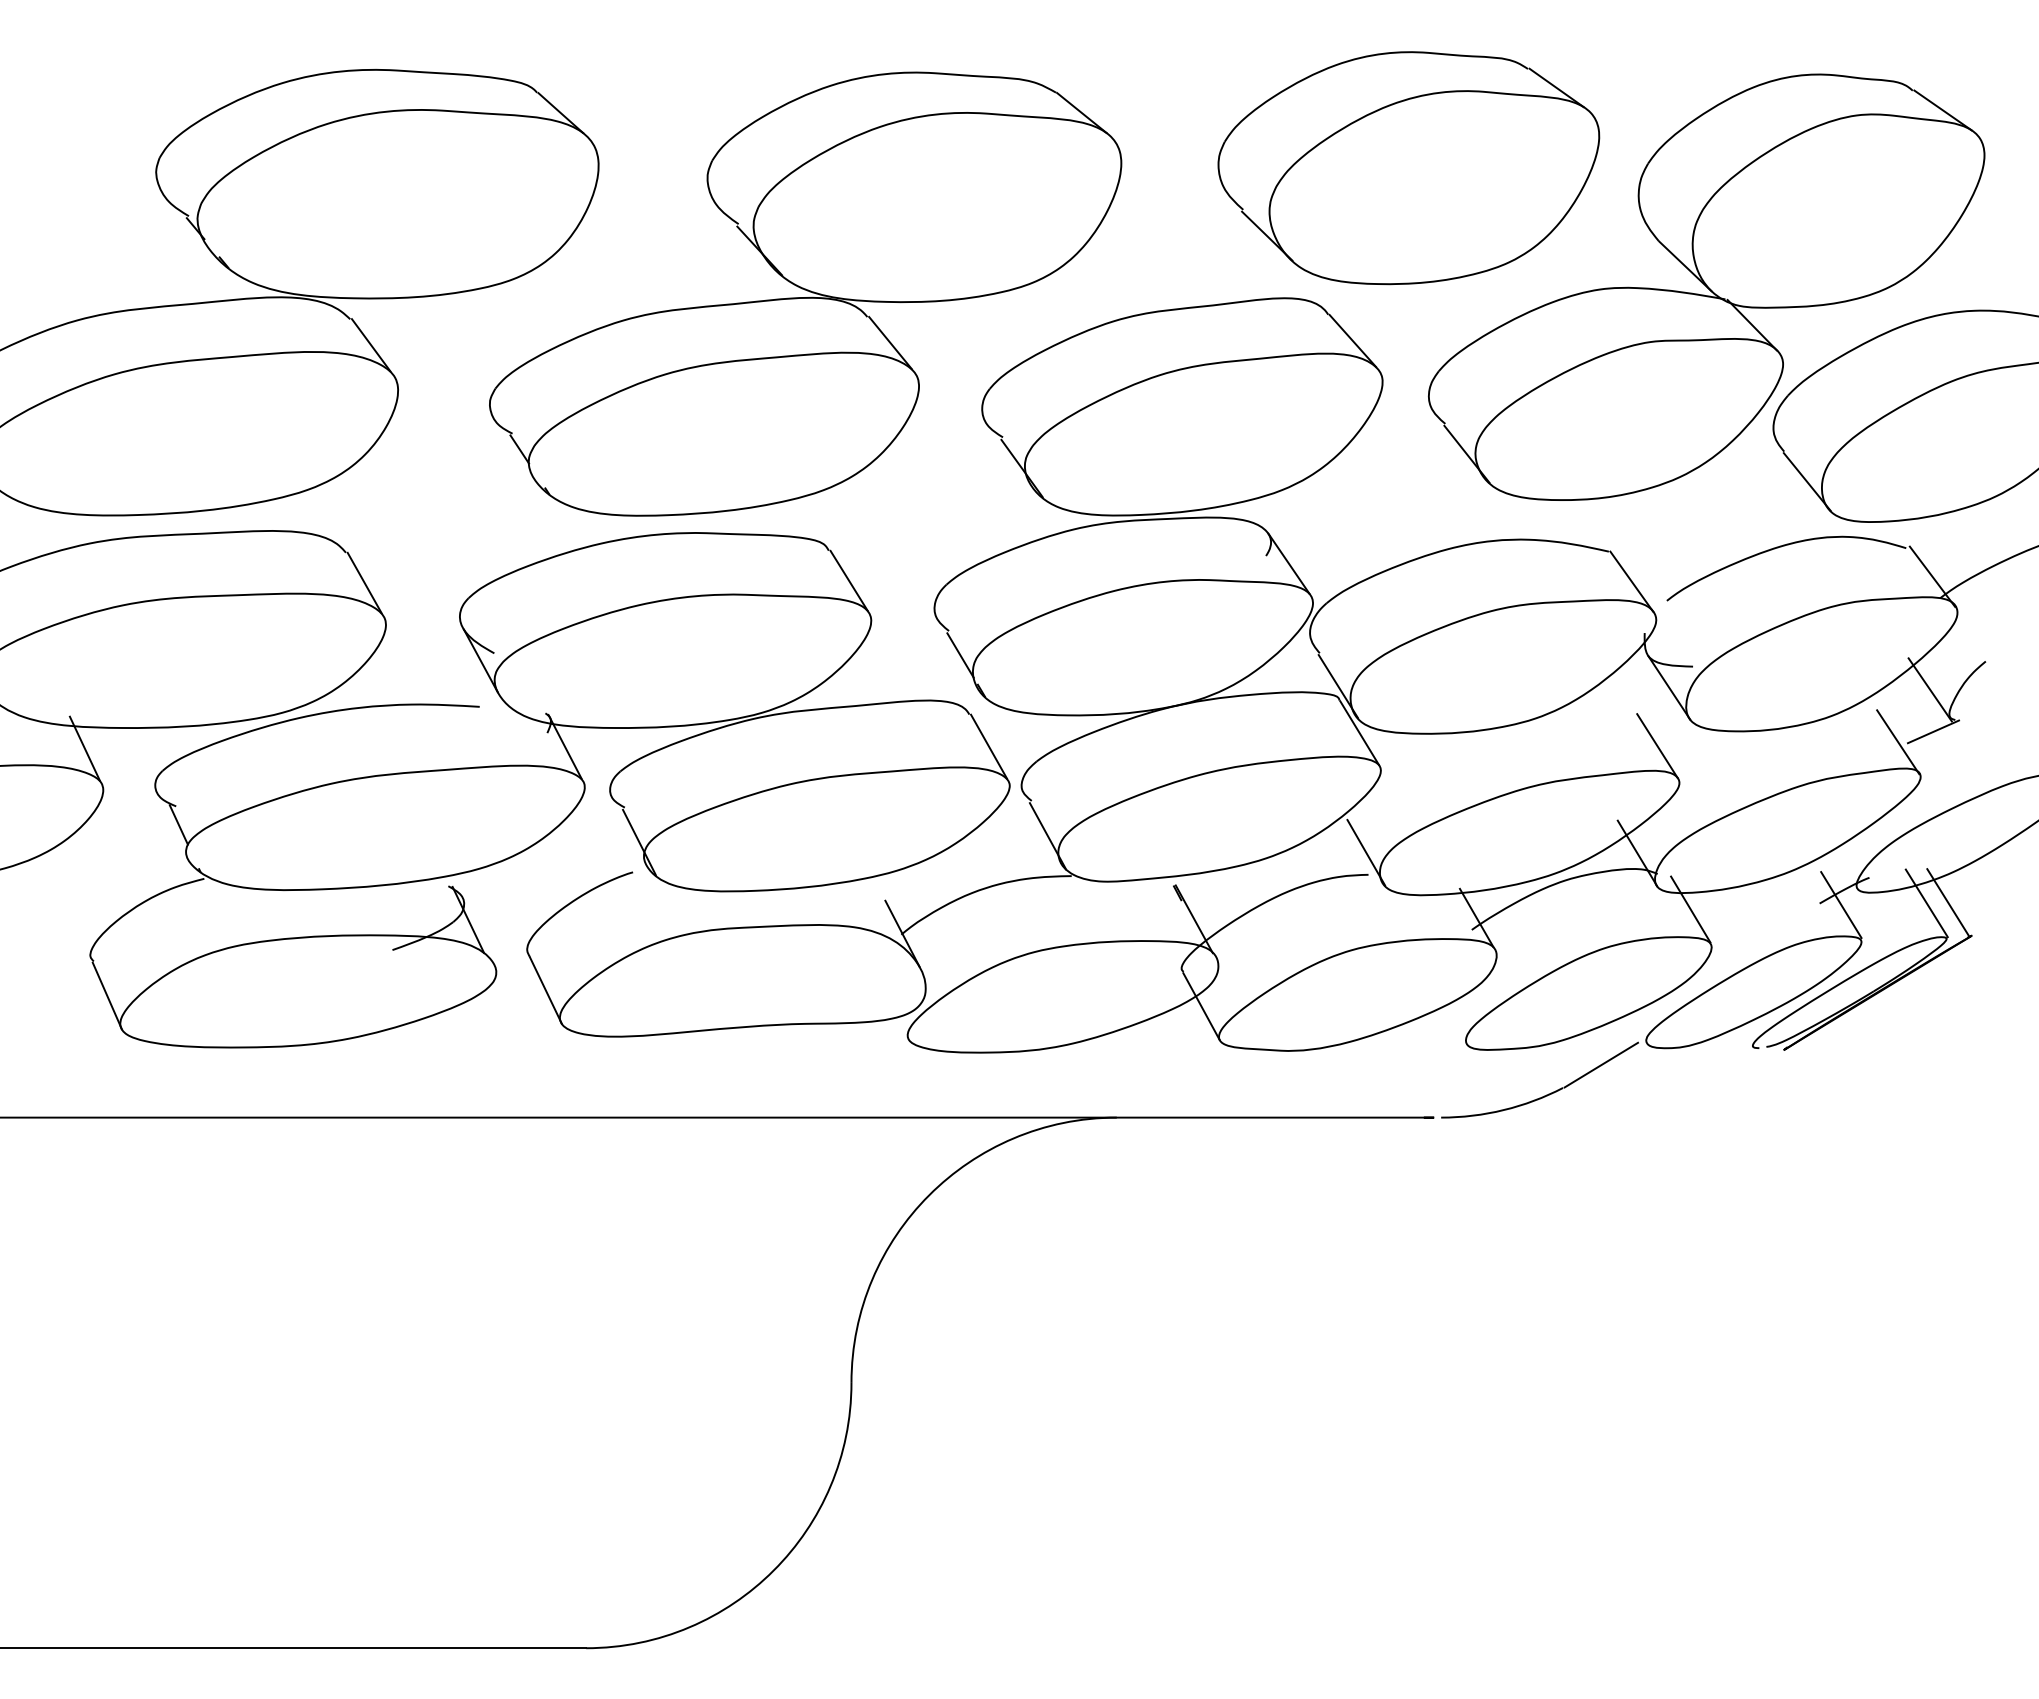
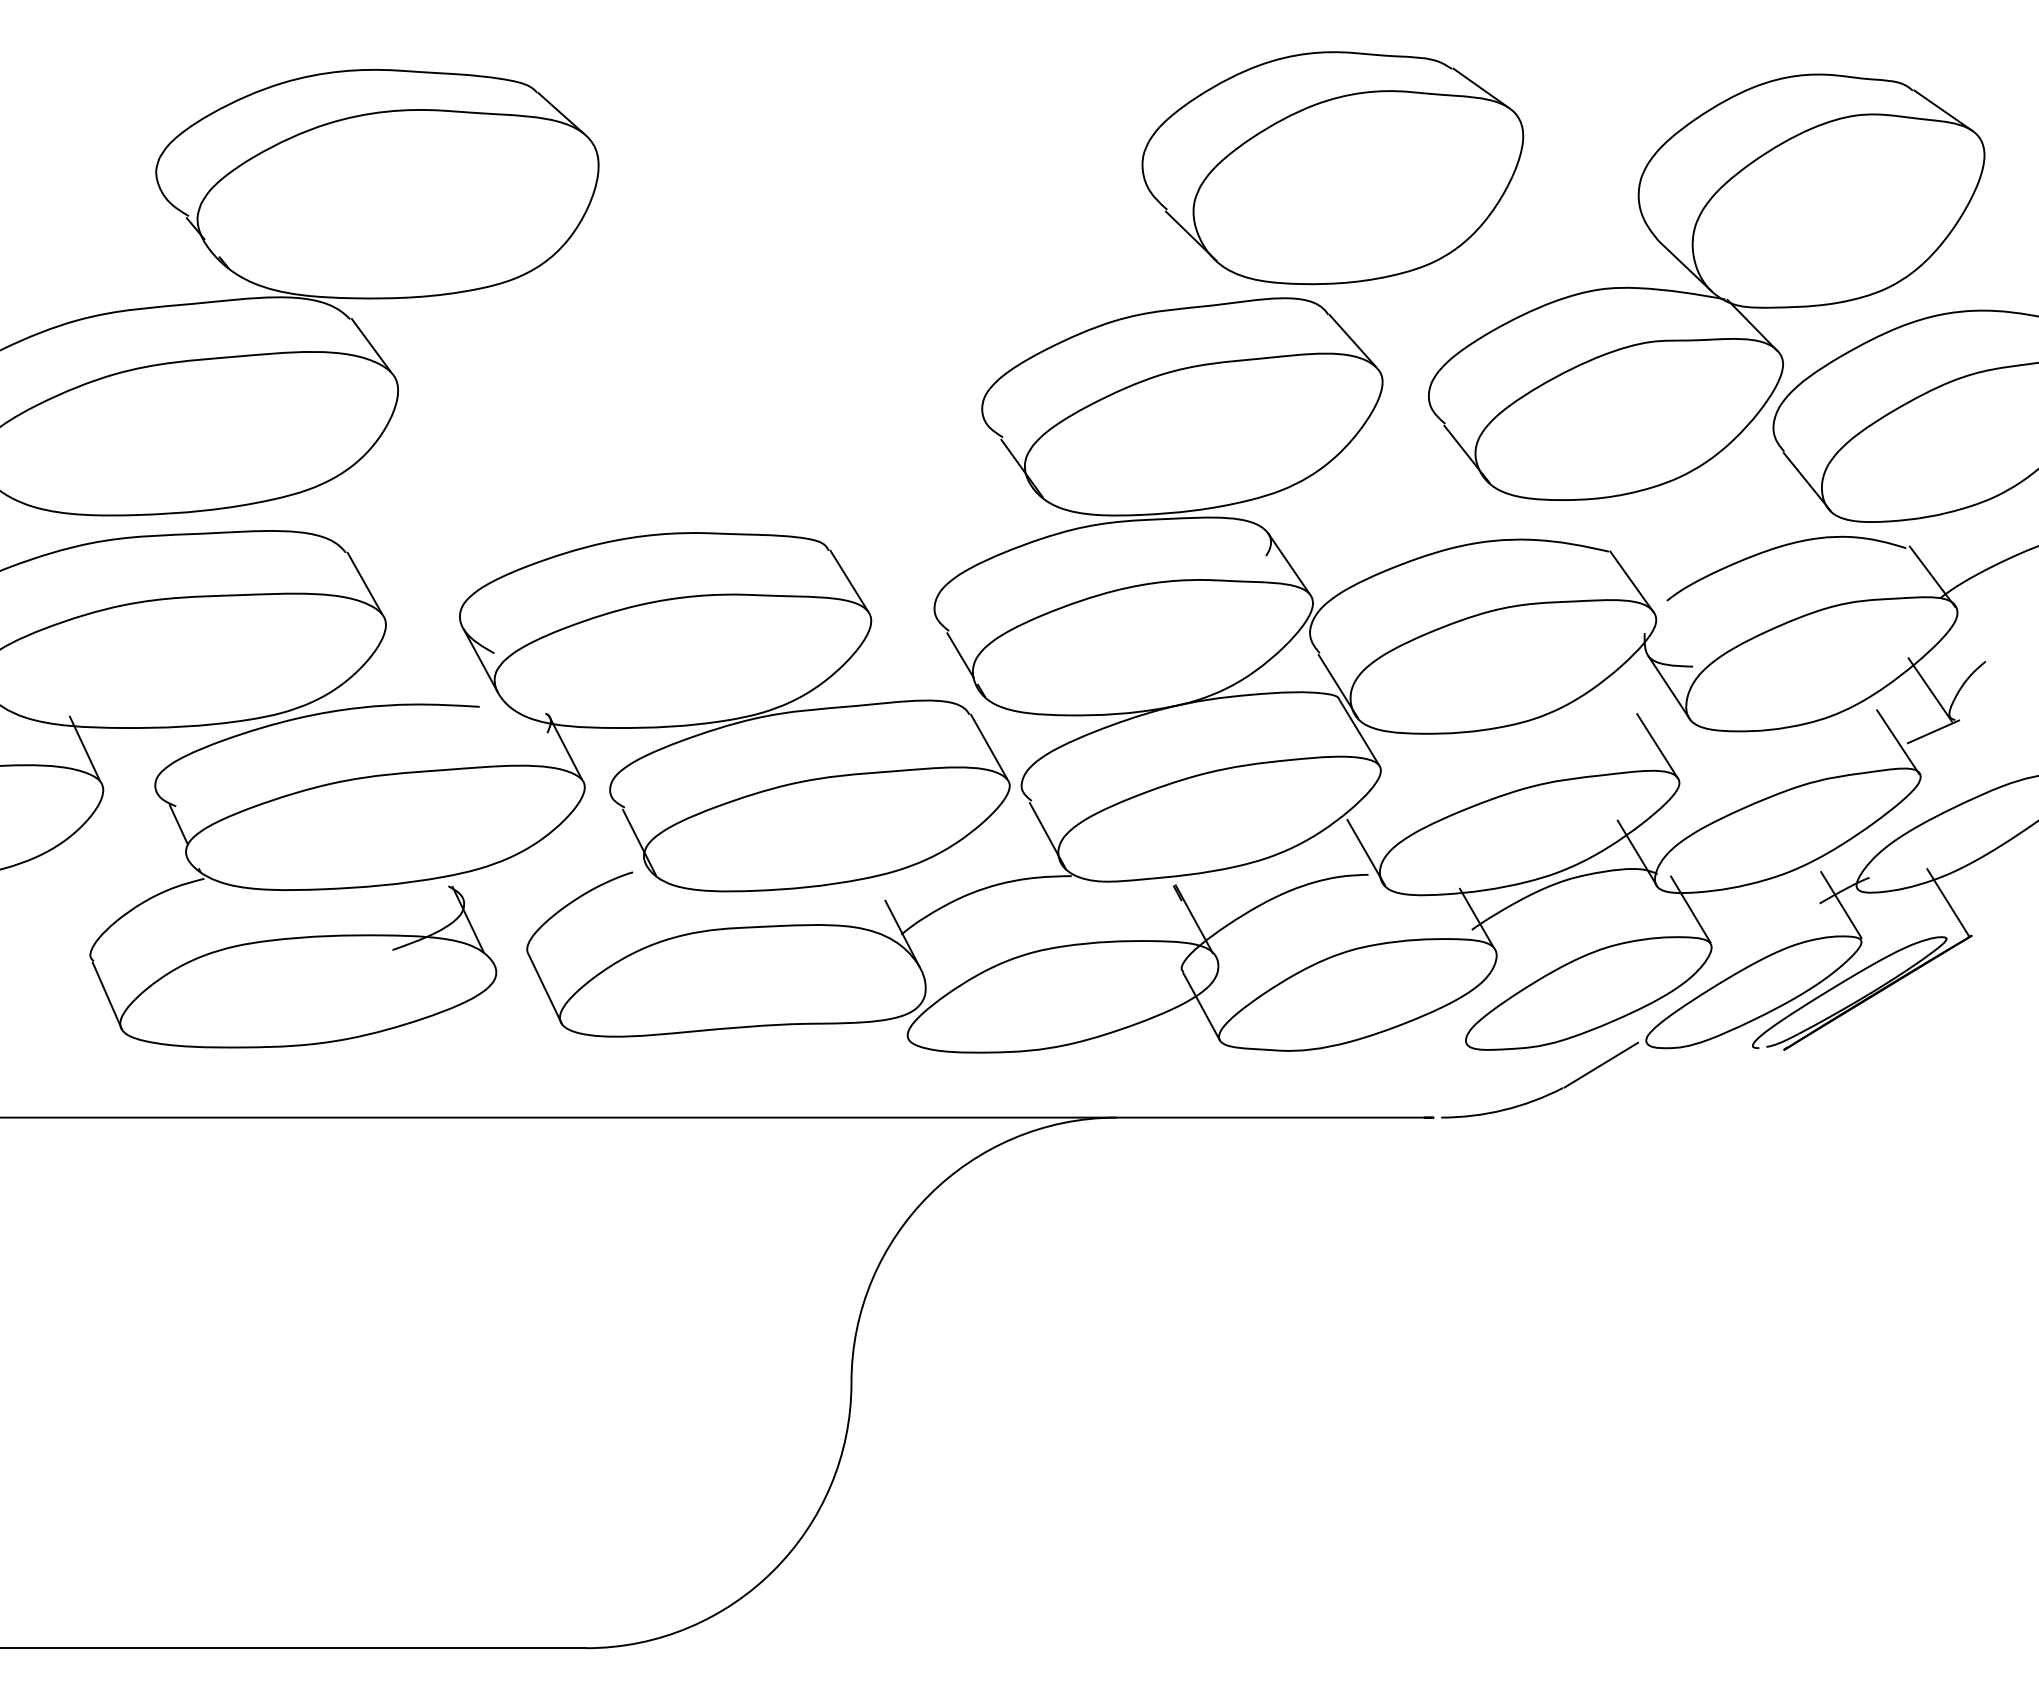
part position: (1408, 168) -> (1332, 168) (1332, 168)
part: present -> none (805, 293)
line: present -> none (1926, 903)
